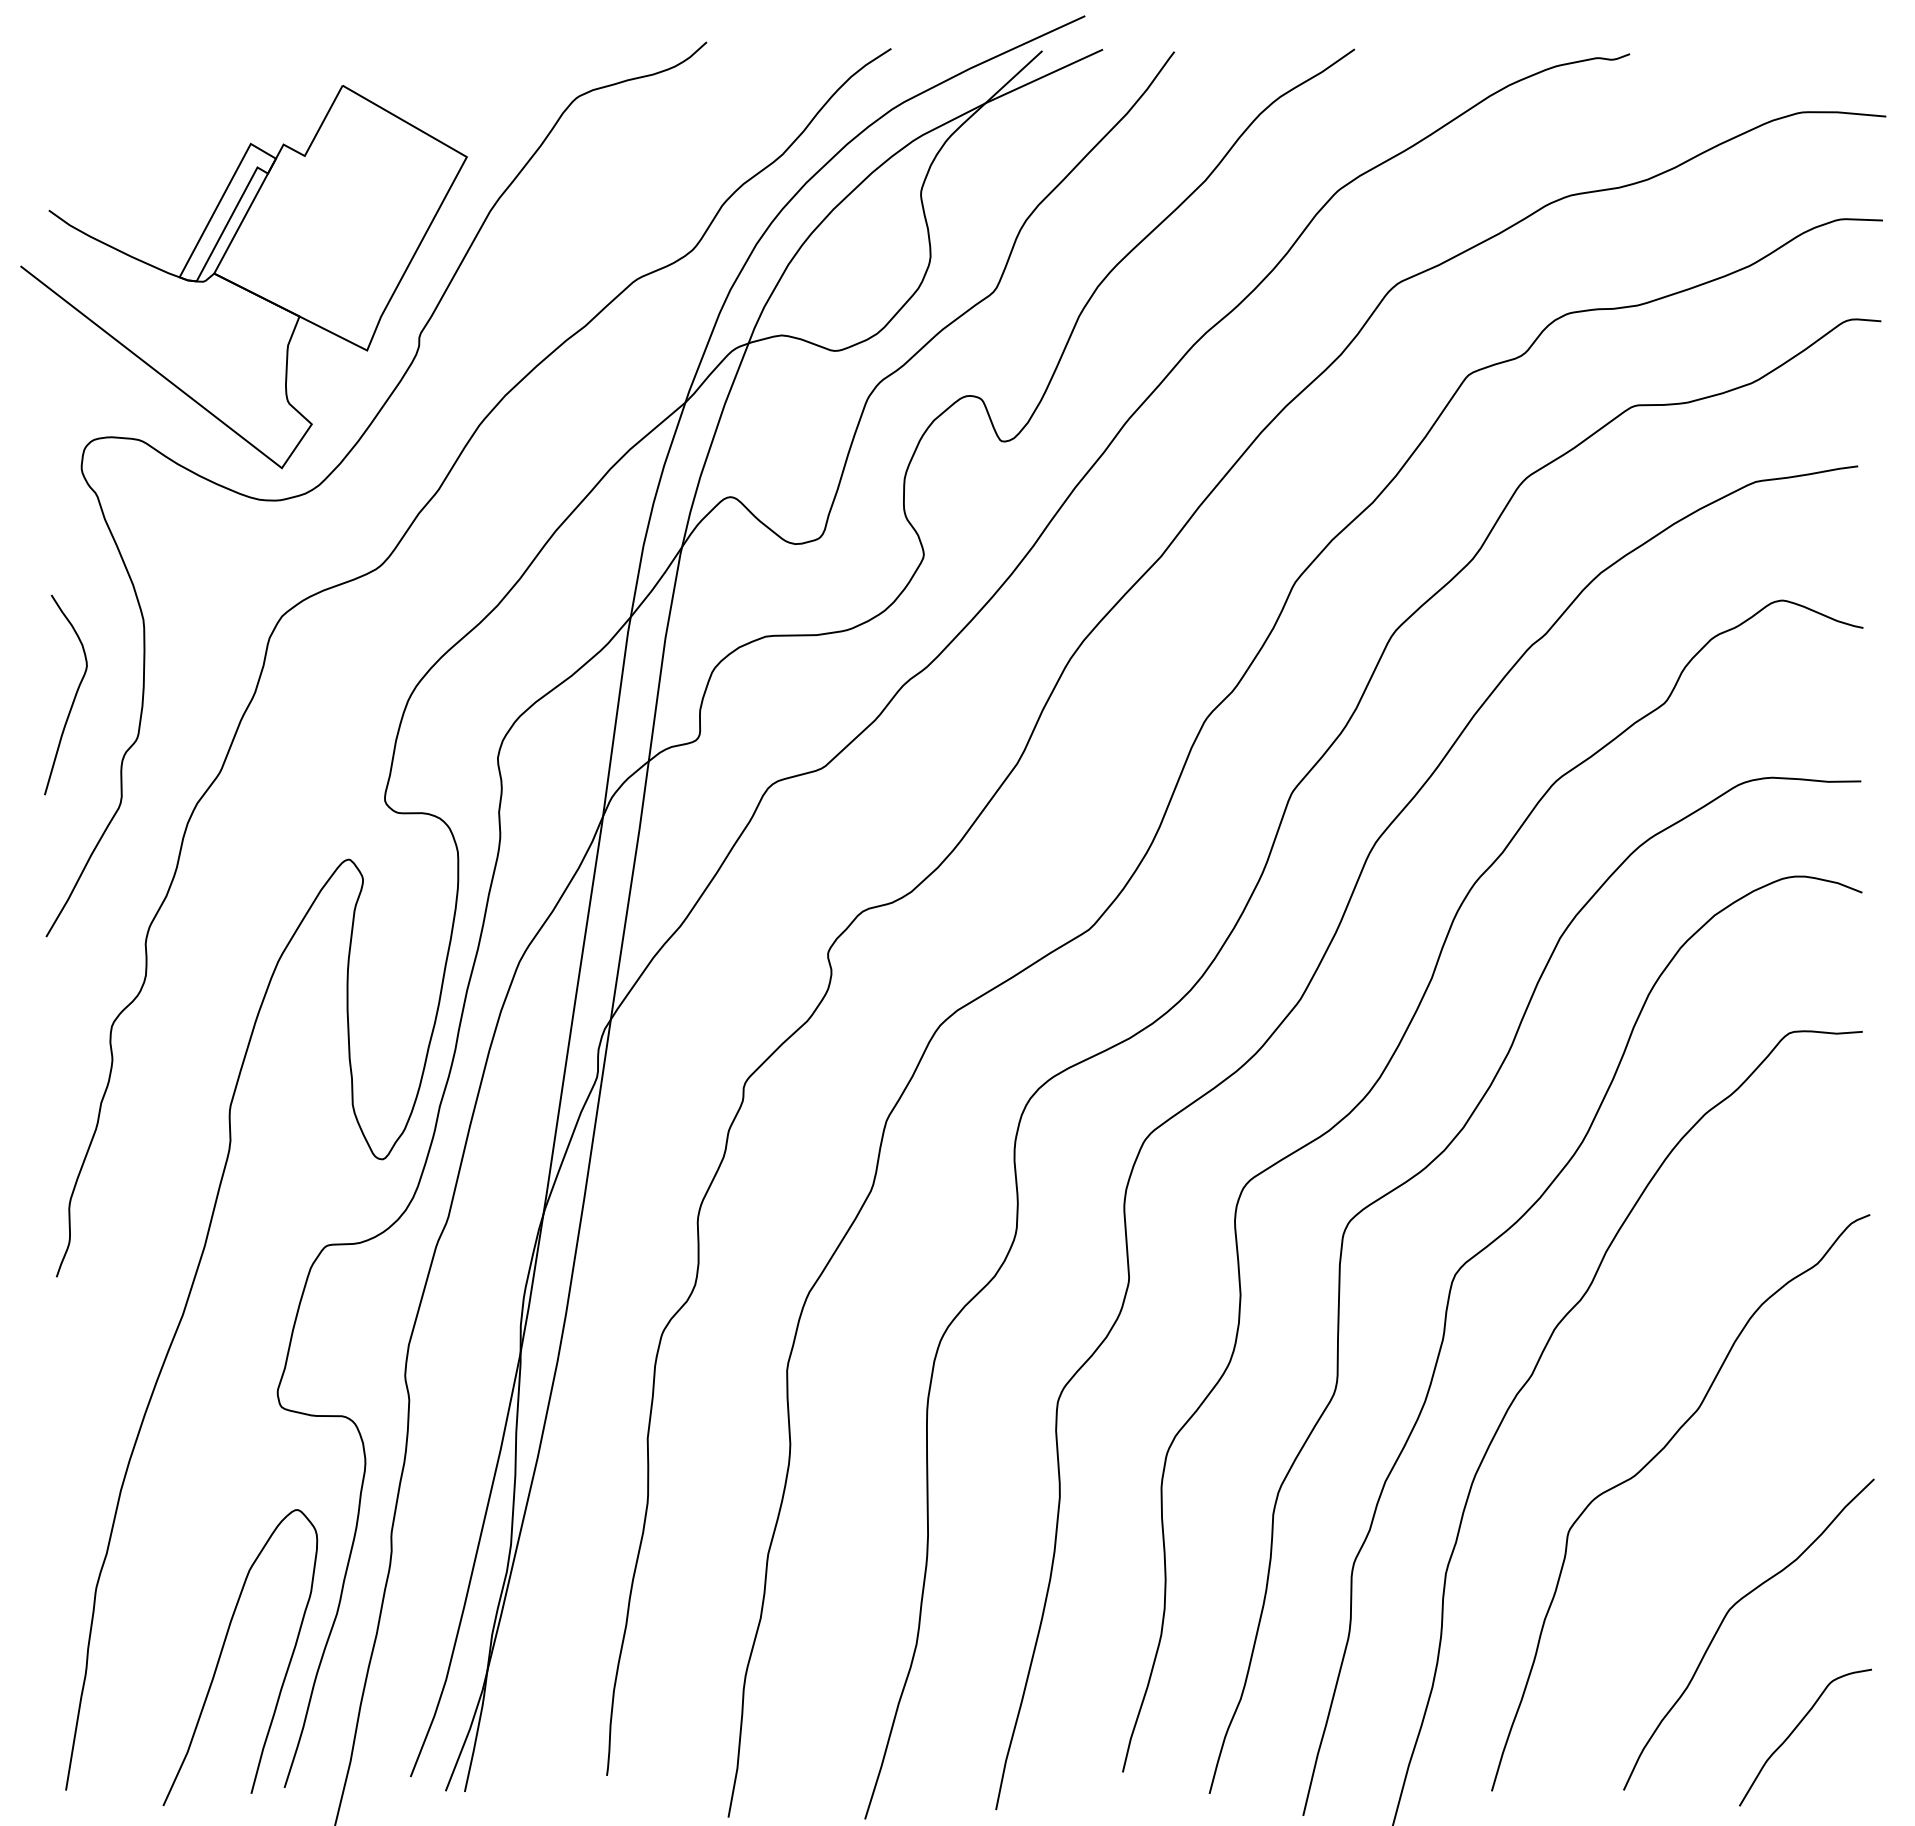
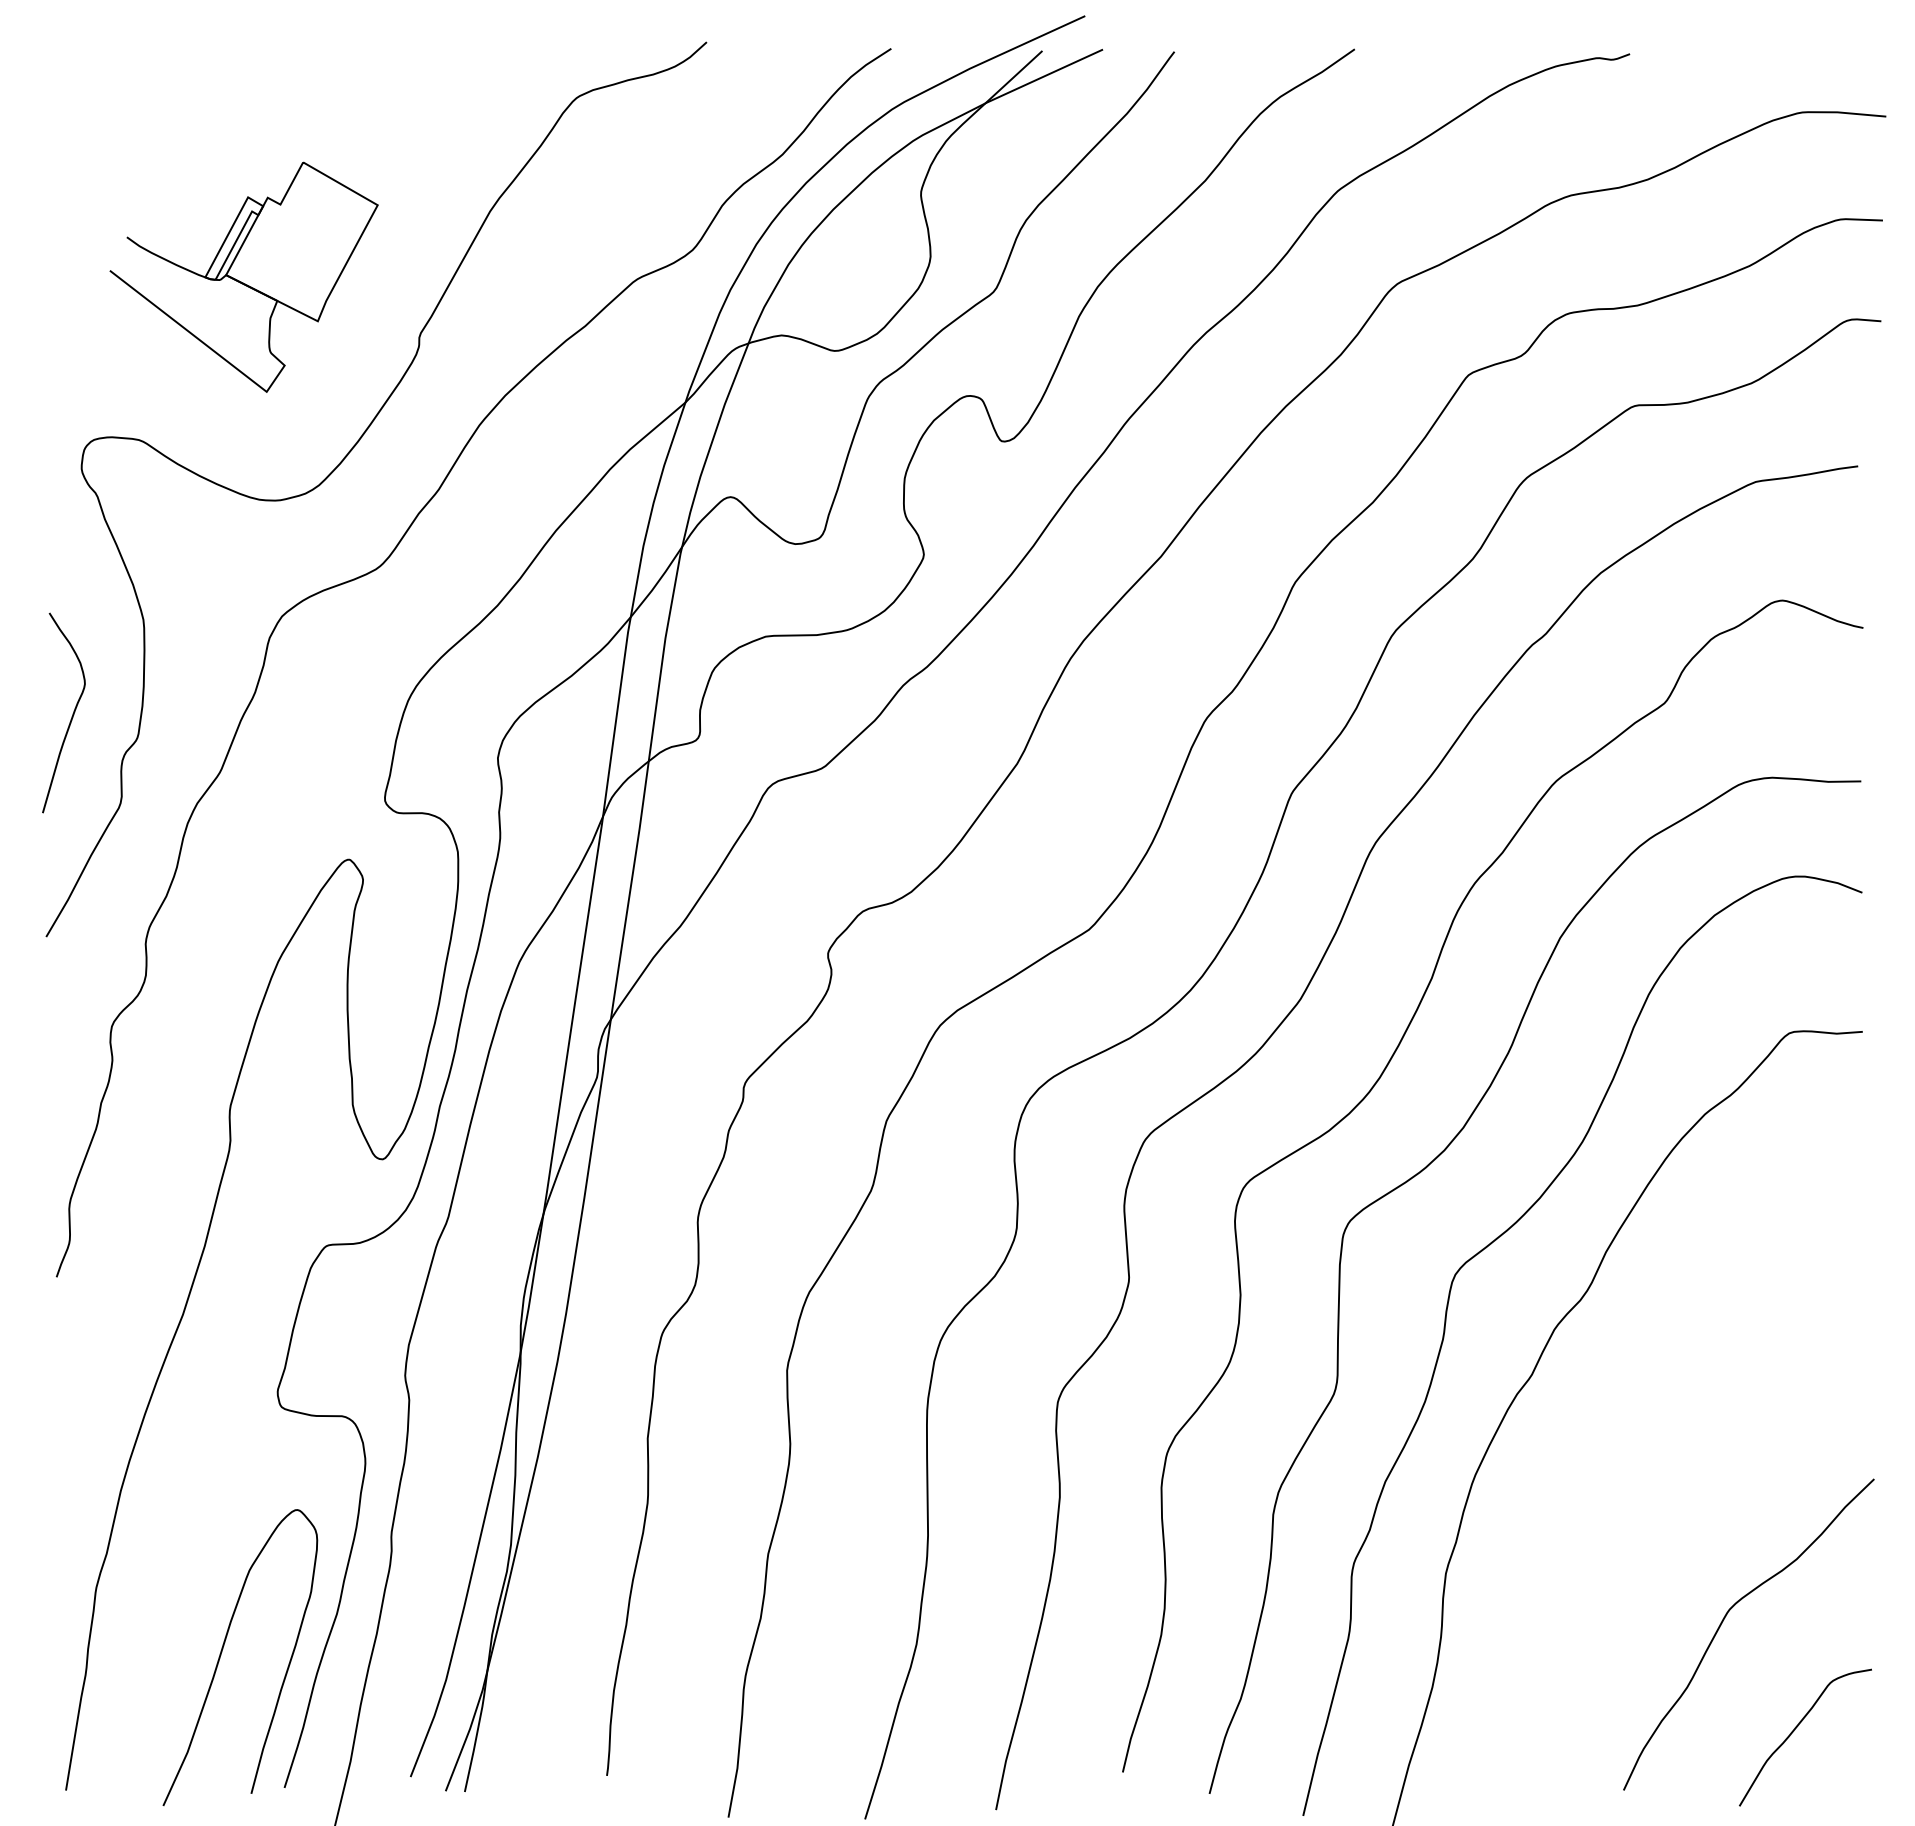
part size: 448x385 px -> 270x232 px (243, 276)
curve position: (73, 698) -> (71, 716) (71, 716)
curve: present -> none (1645, 1467)
